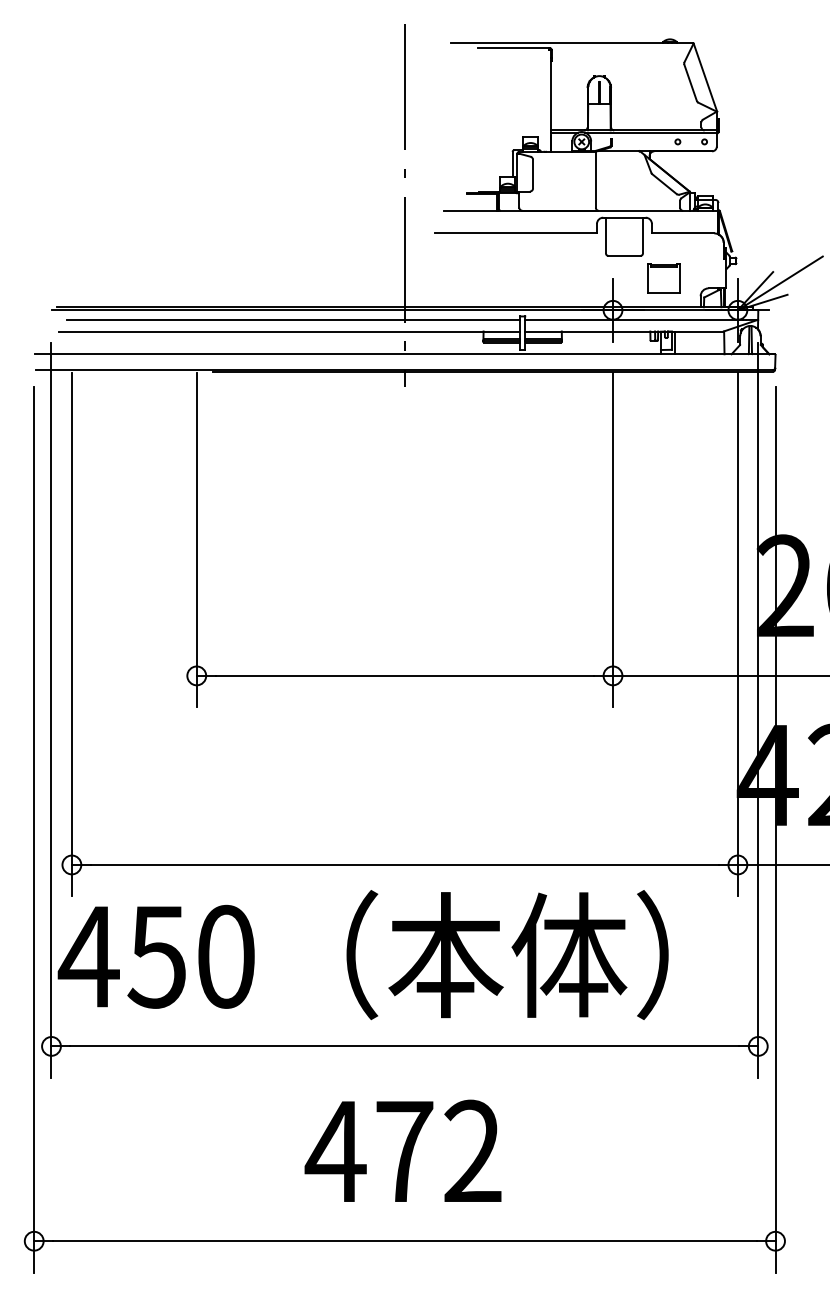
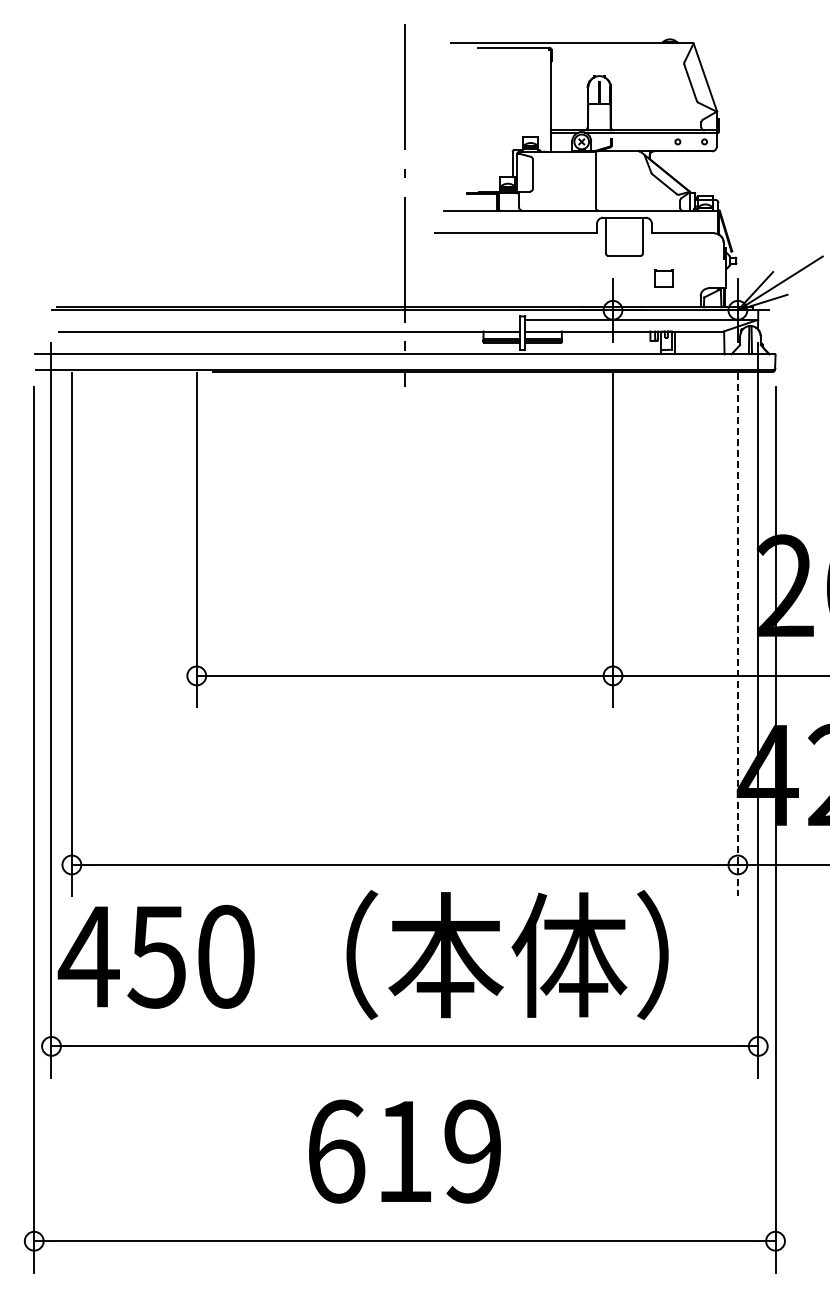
part size: 34x31 px -> 20x19 px (663, 278)
line: present -> none (293, 320)
line: solid -> dashed (737, 634)
text: 472 -> 619 (402, 1151)
